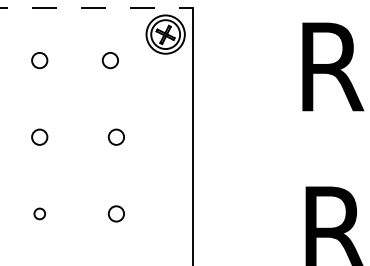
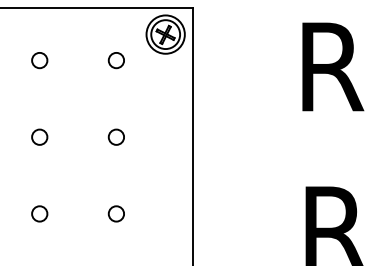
line: dashed -> solid (97, 7)
circle position: (109, 60) -> (115, 60) (115, 60)
circle size: 13x14 px -> 18x18 px (39, 213)
